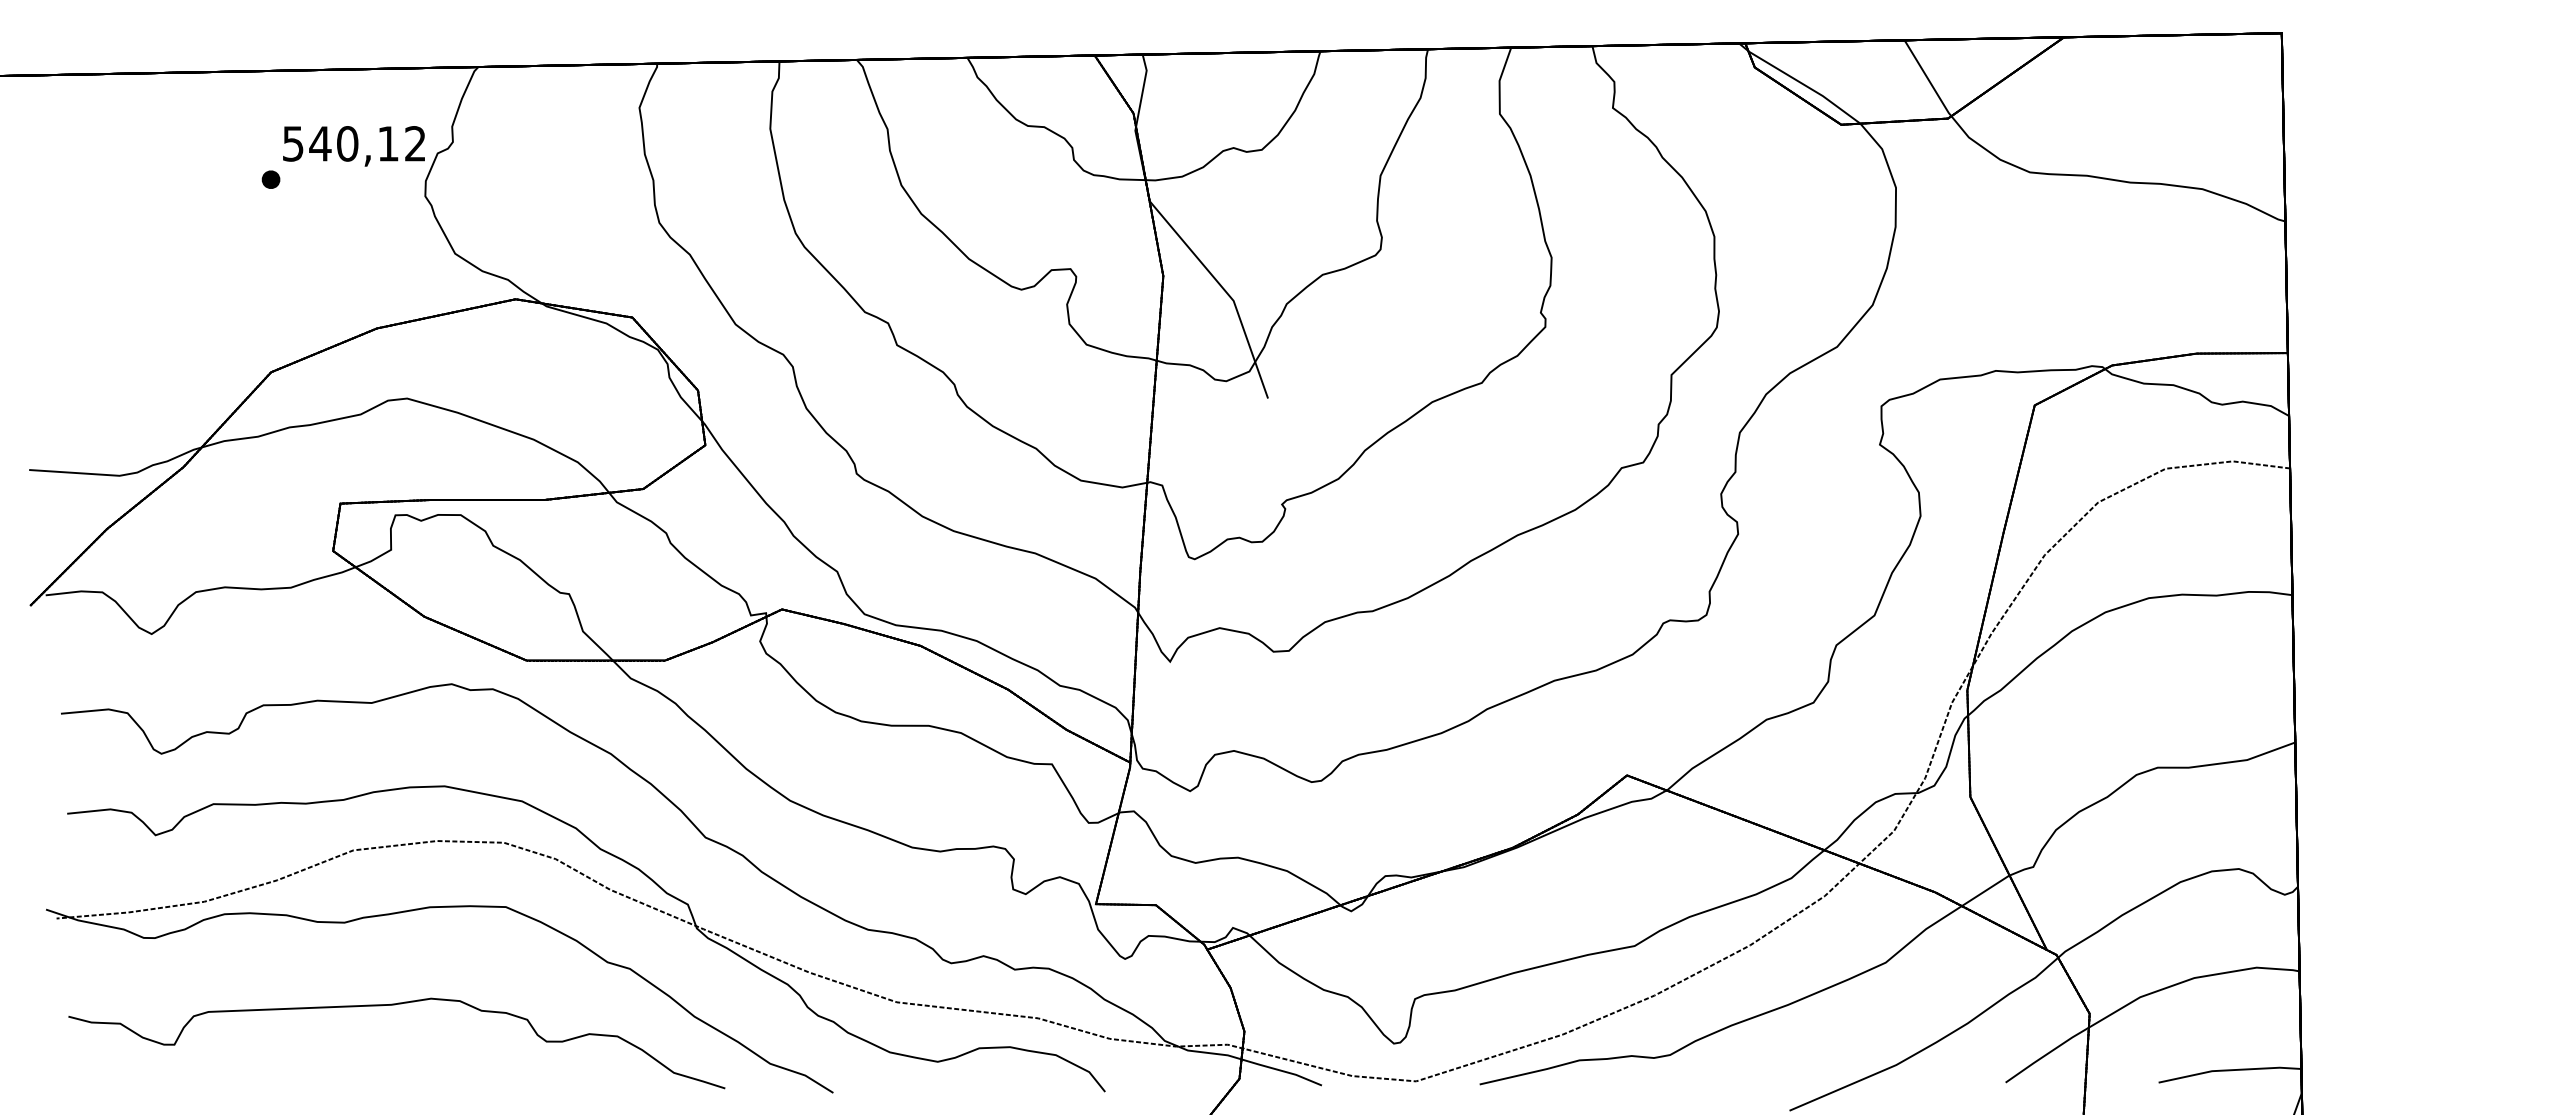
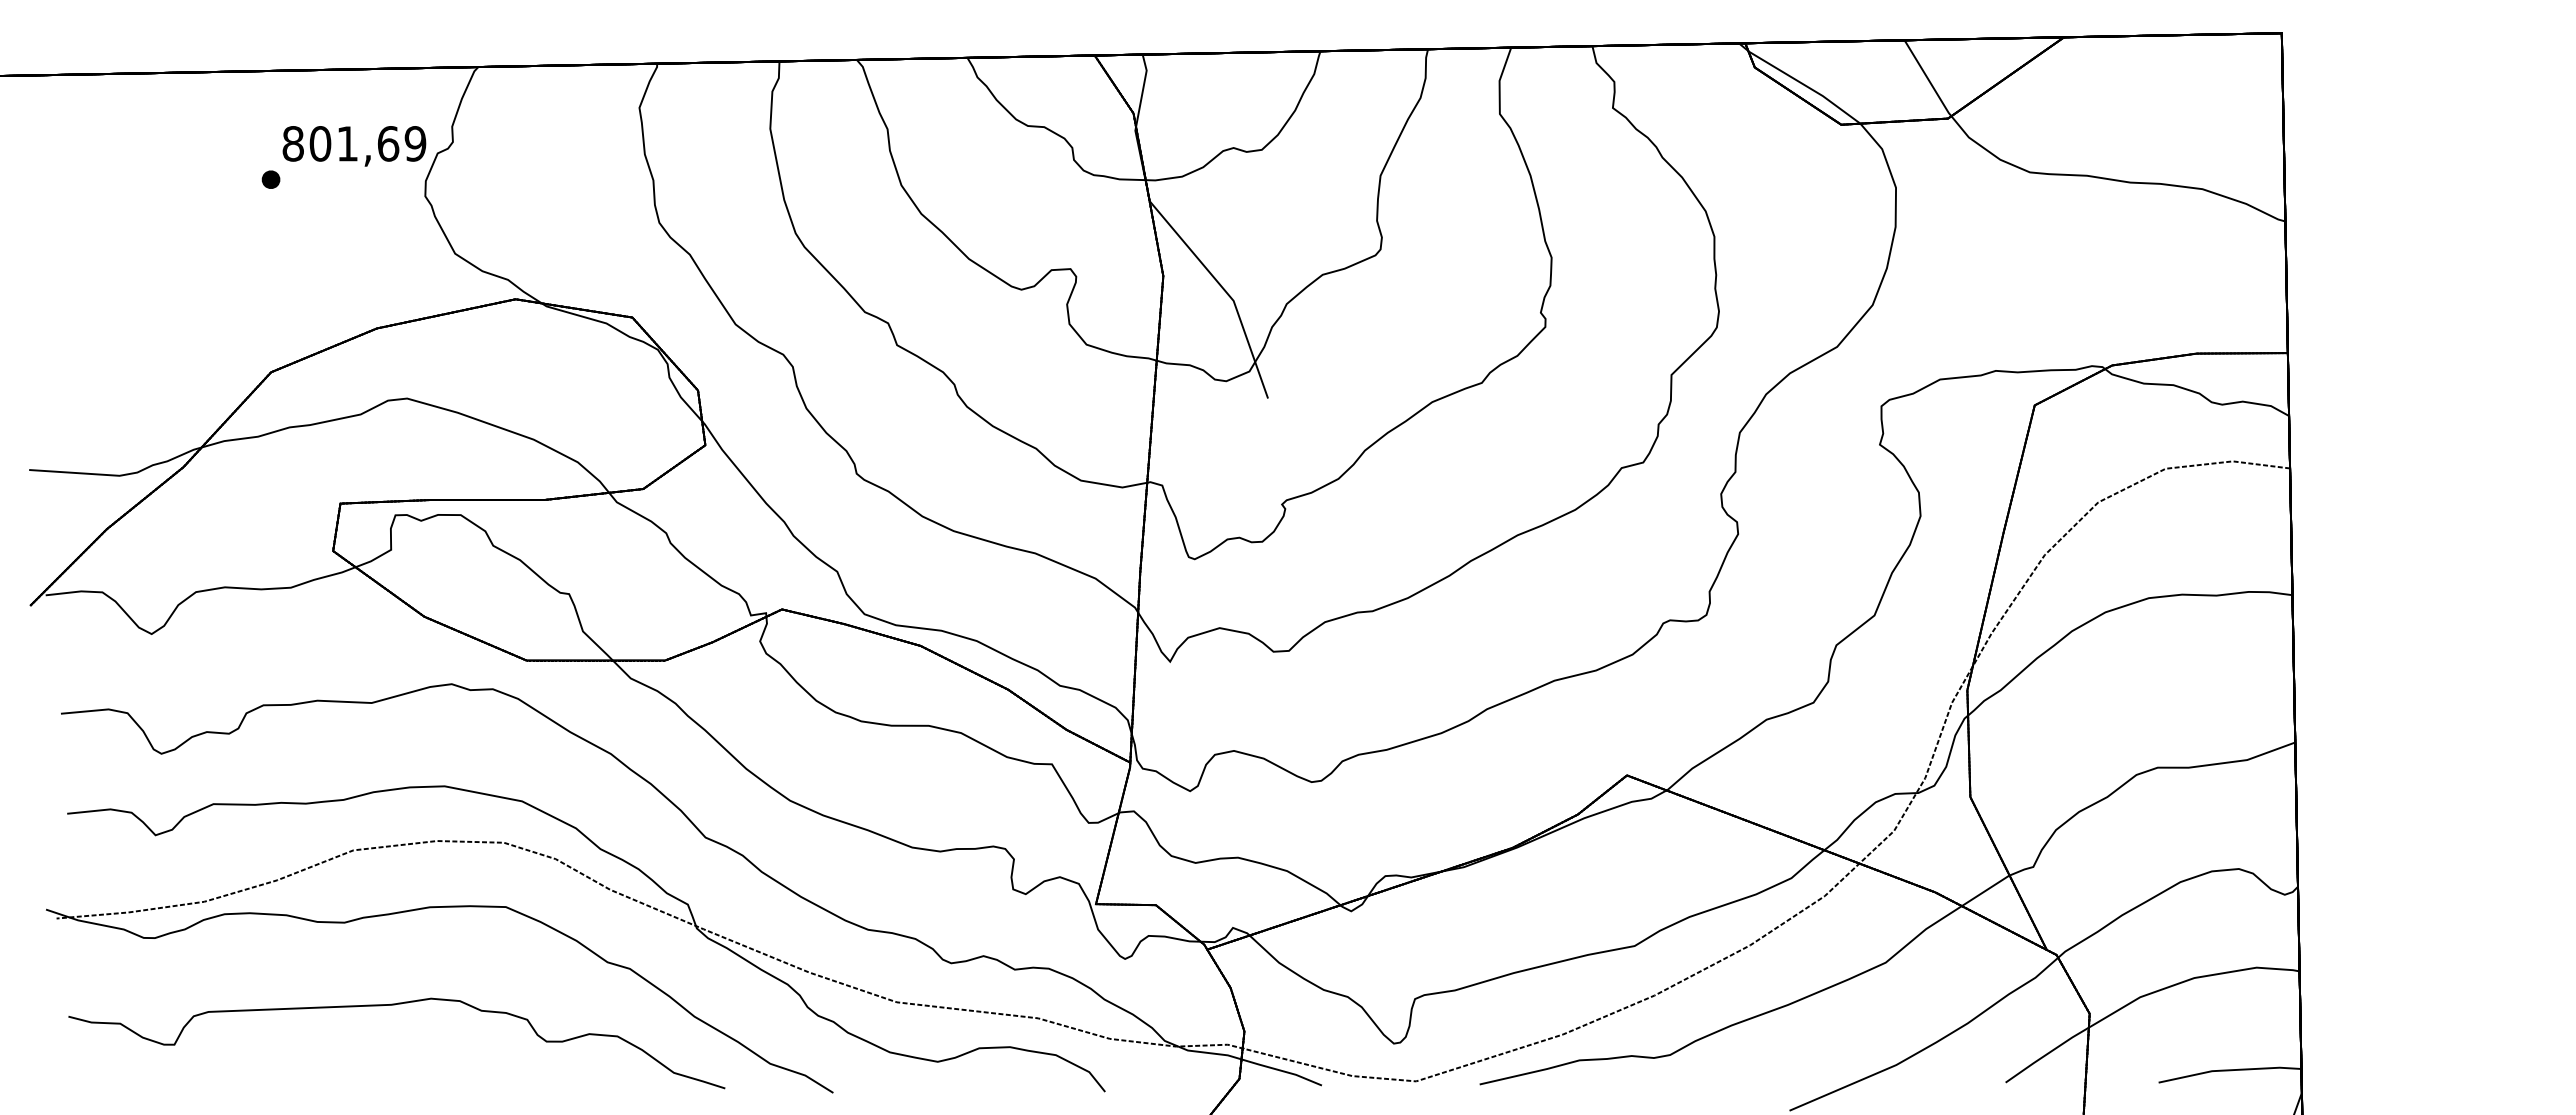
text: 540,12 -> 801,69 (354, 143)
